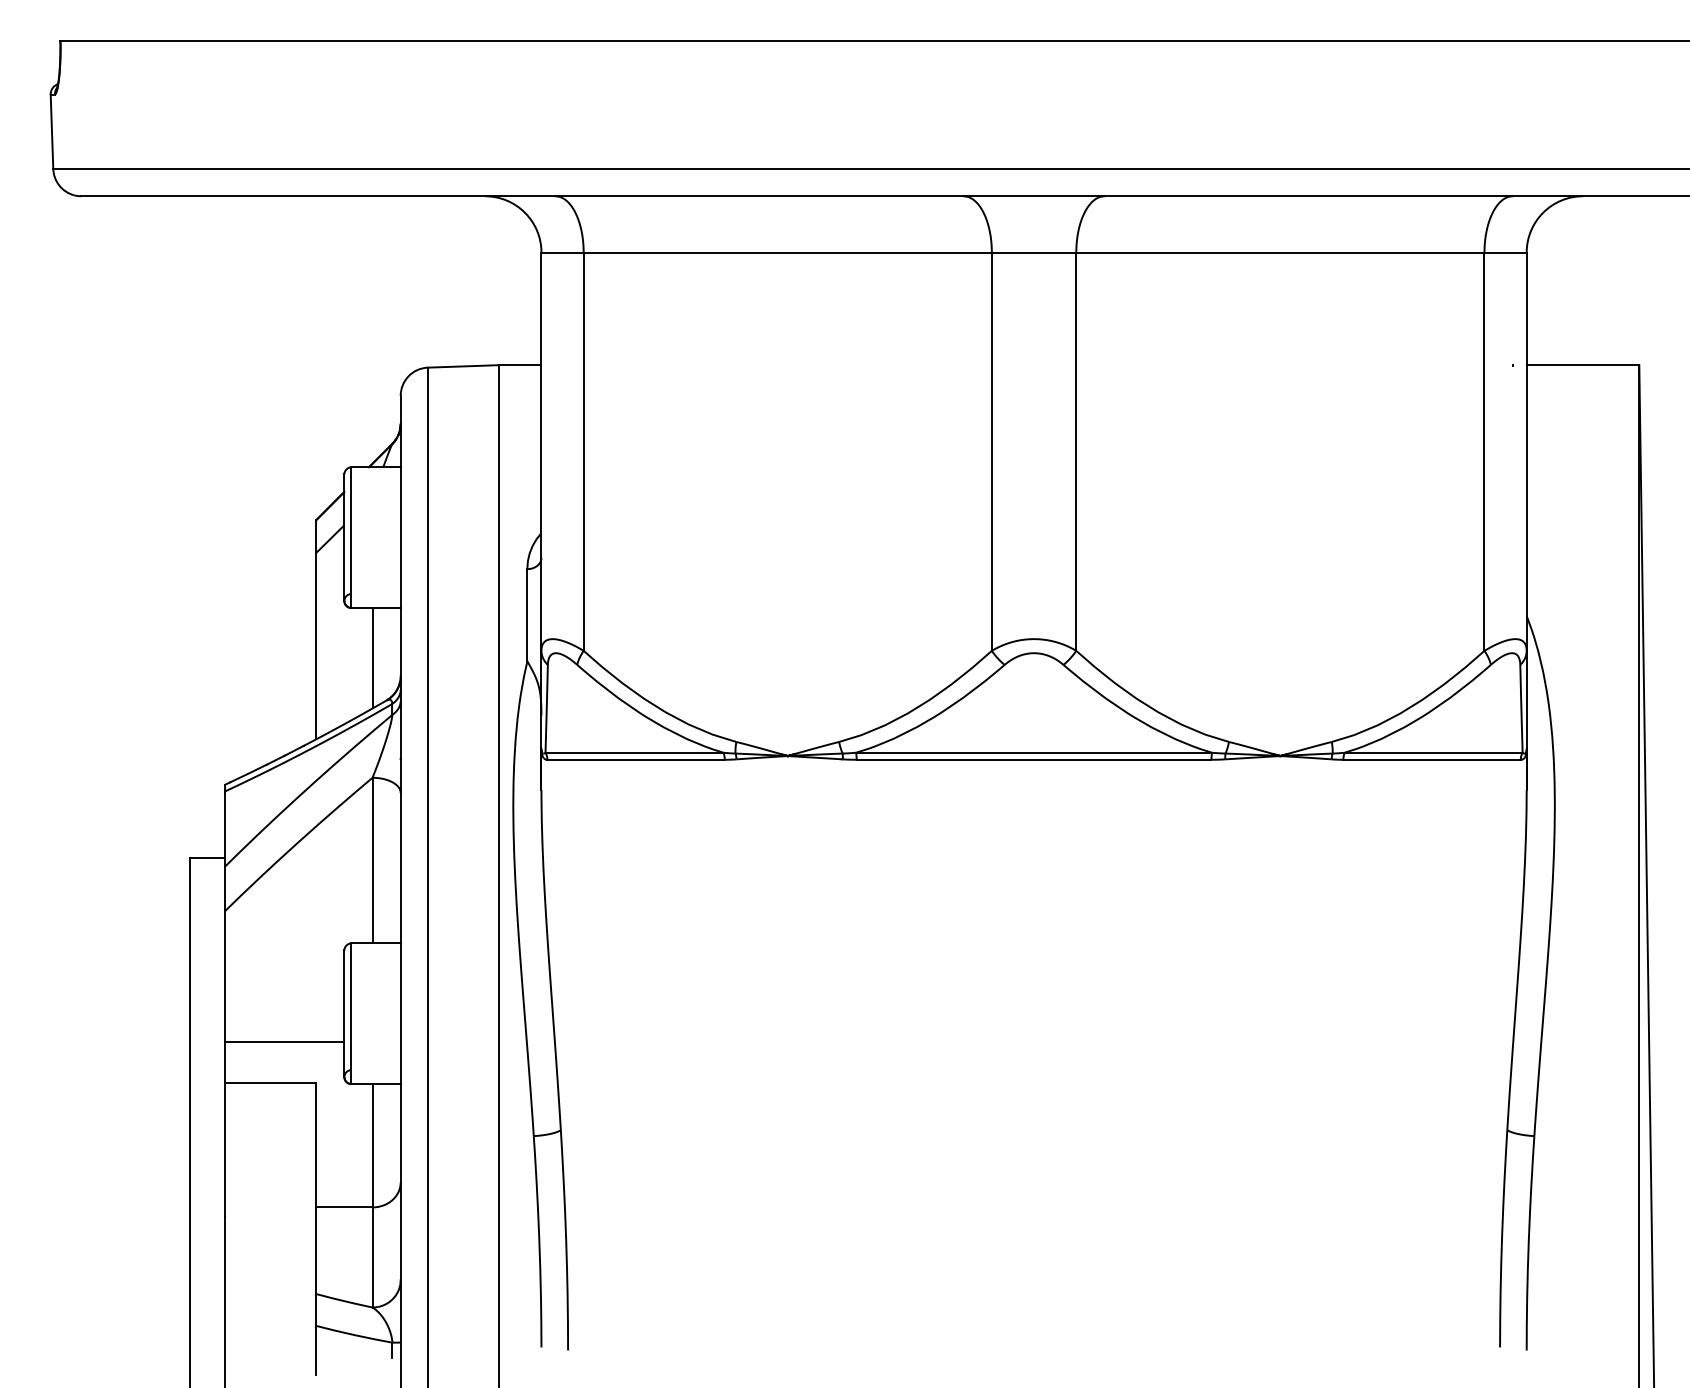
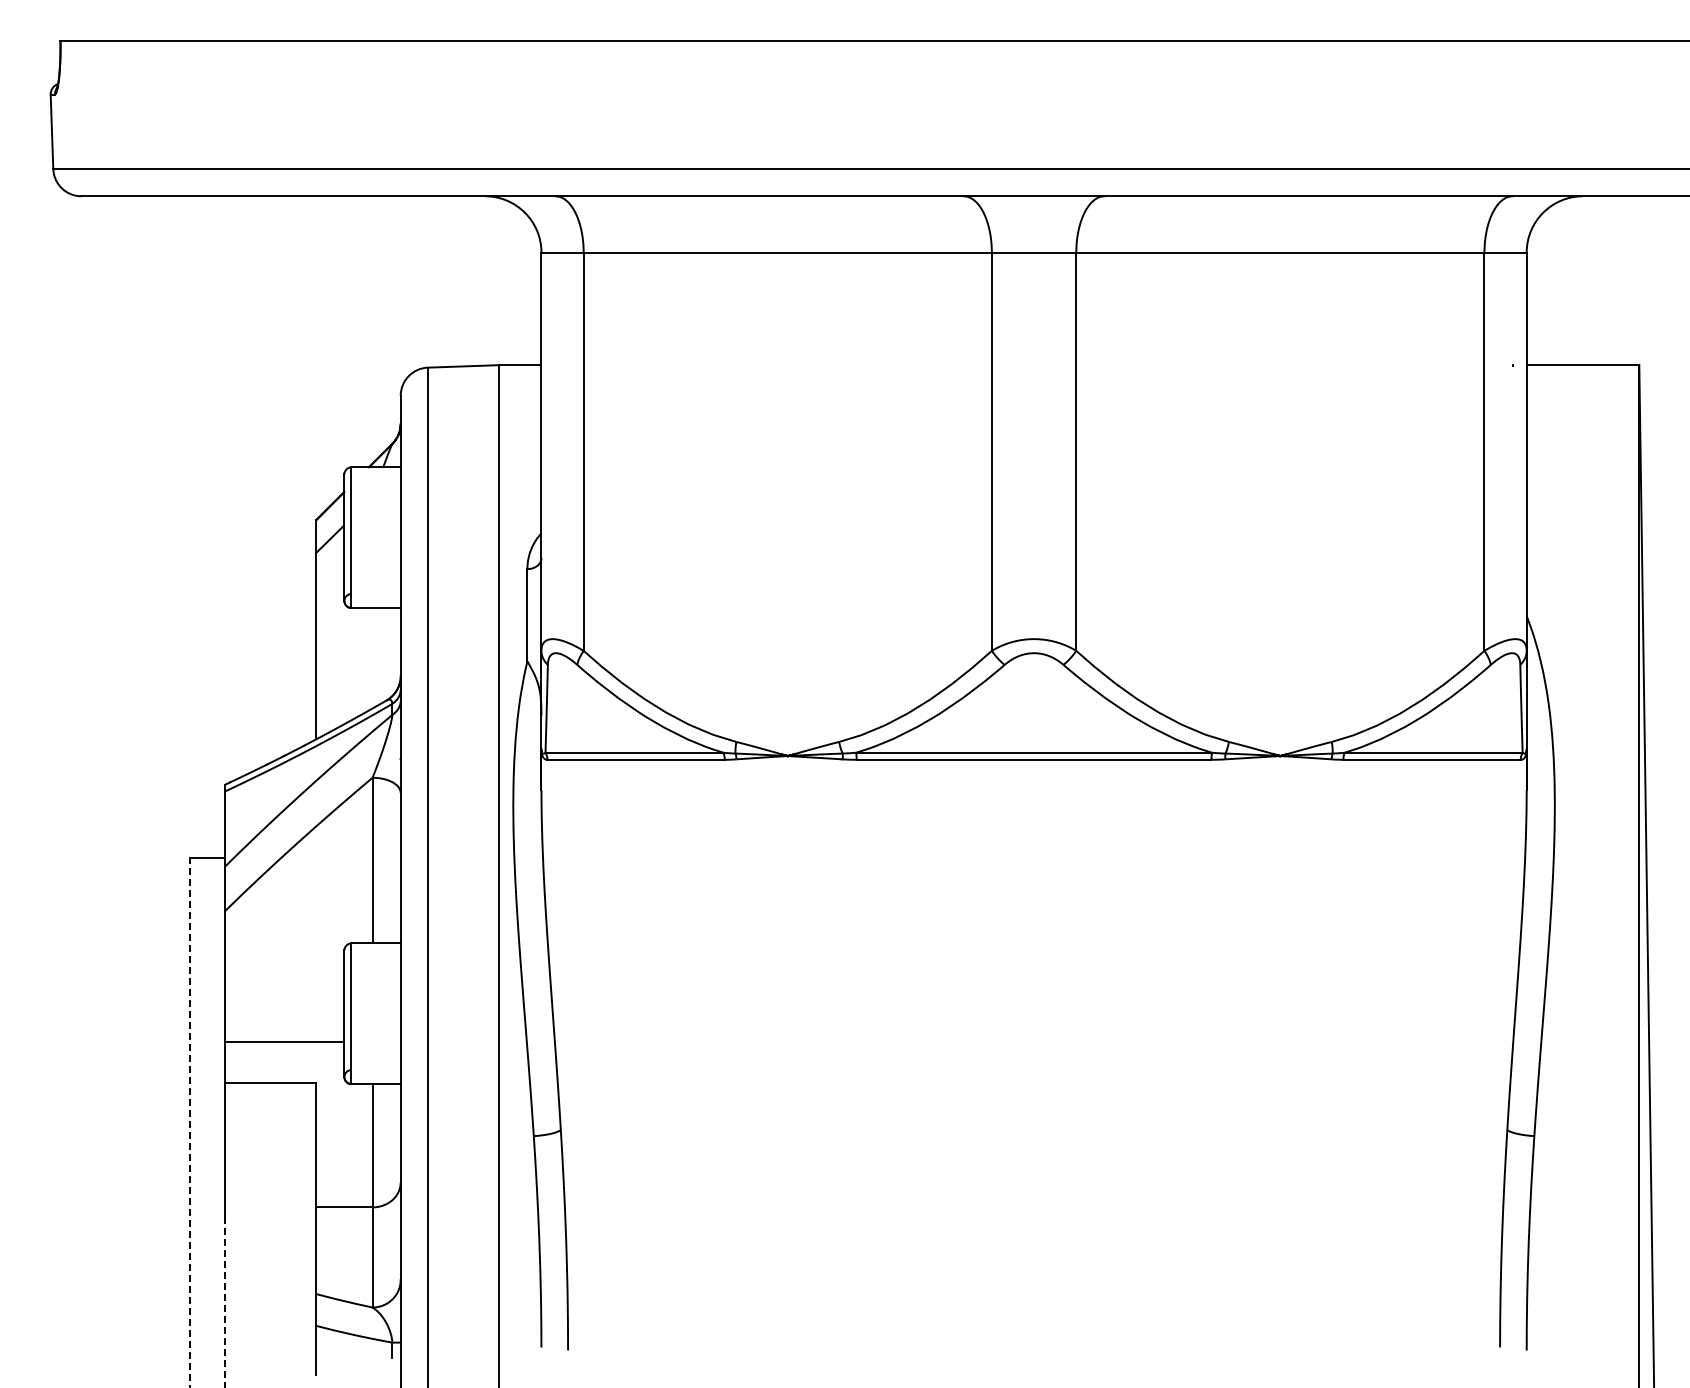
line: present -> none (372, 658)
line: solid -> dashed (189, 1122)
line: solid -> dashed (224, 1302)
